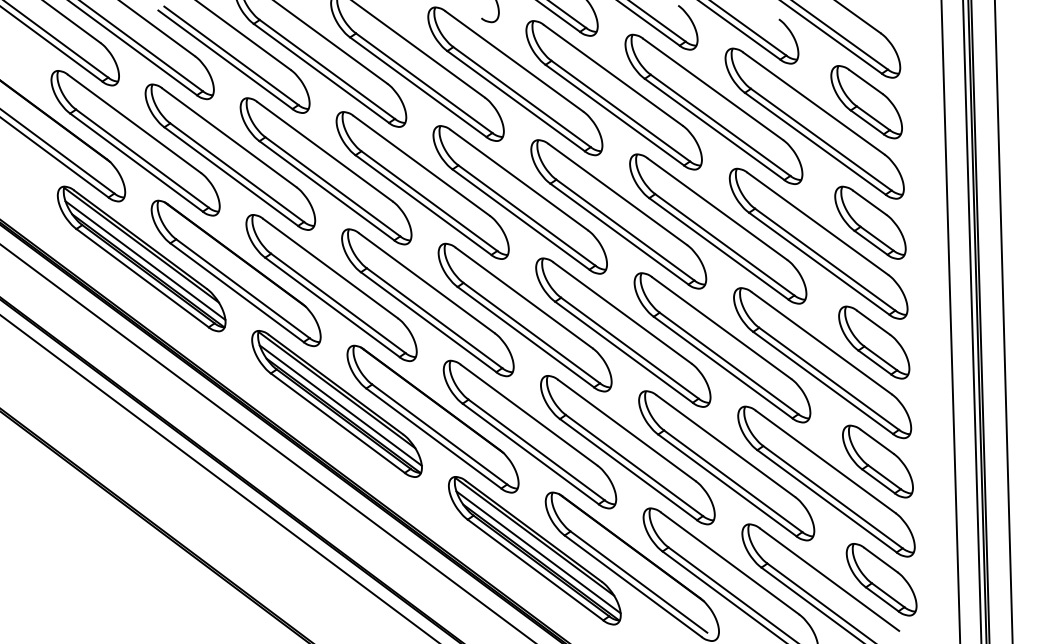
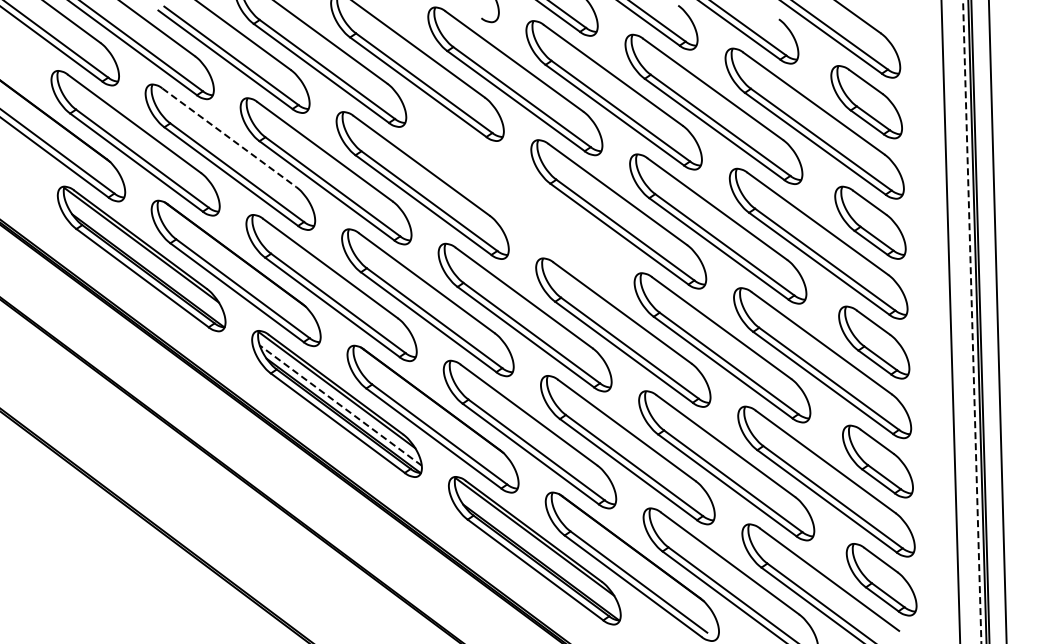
line: solid -> dashed (229, 138)
part: present -> none (519, 199)
line: present -> none (145, 260)
line: solid -> dashed (972, 321)
line position: (1003, 321) -> (997, 321) (997, 321)
line: solid -> dashed (340, 405)
line: present -> none (267, 442)
line: present -> none (219, 478)
line: present -> none (538, 552)
